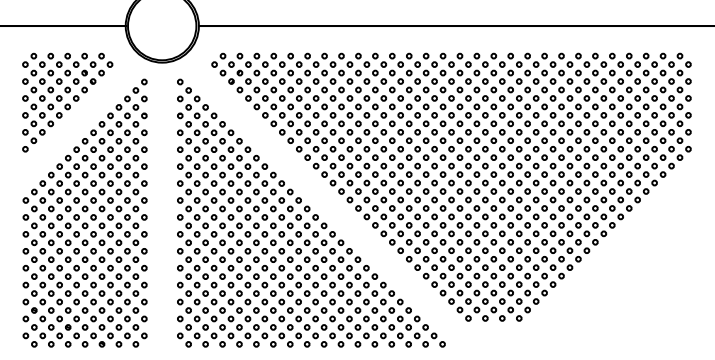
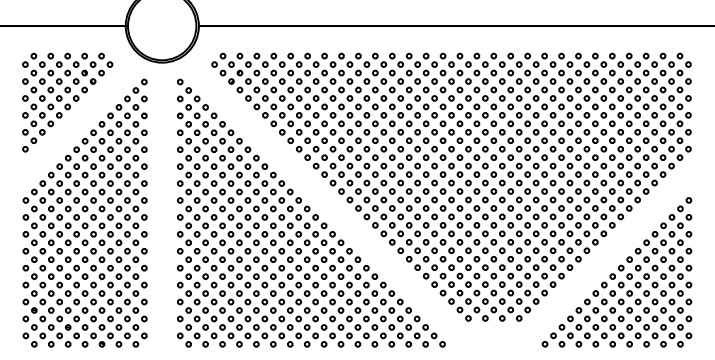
part: none -> present (616, 272)
